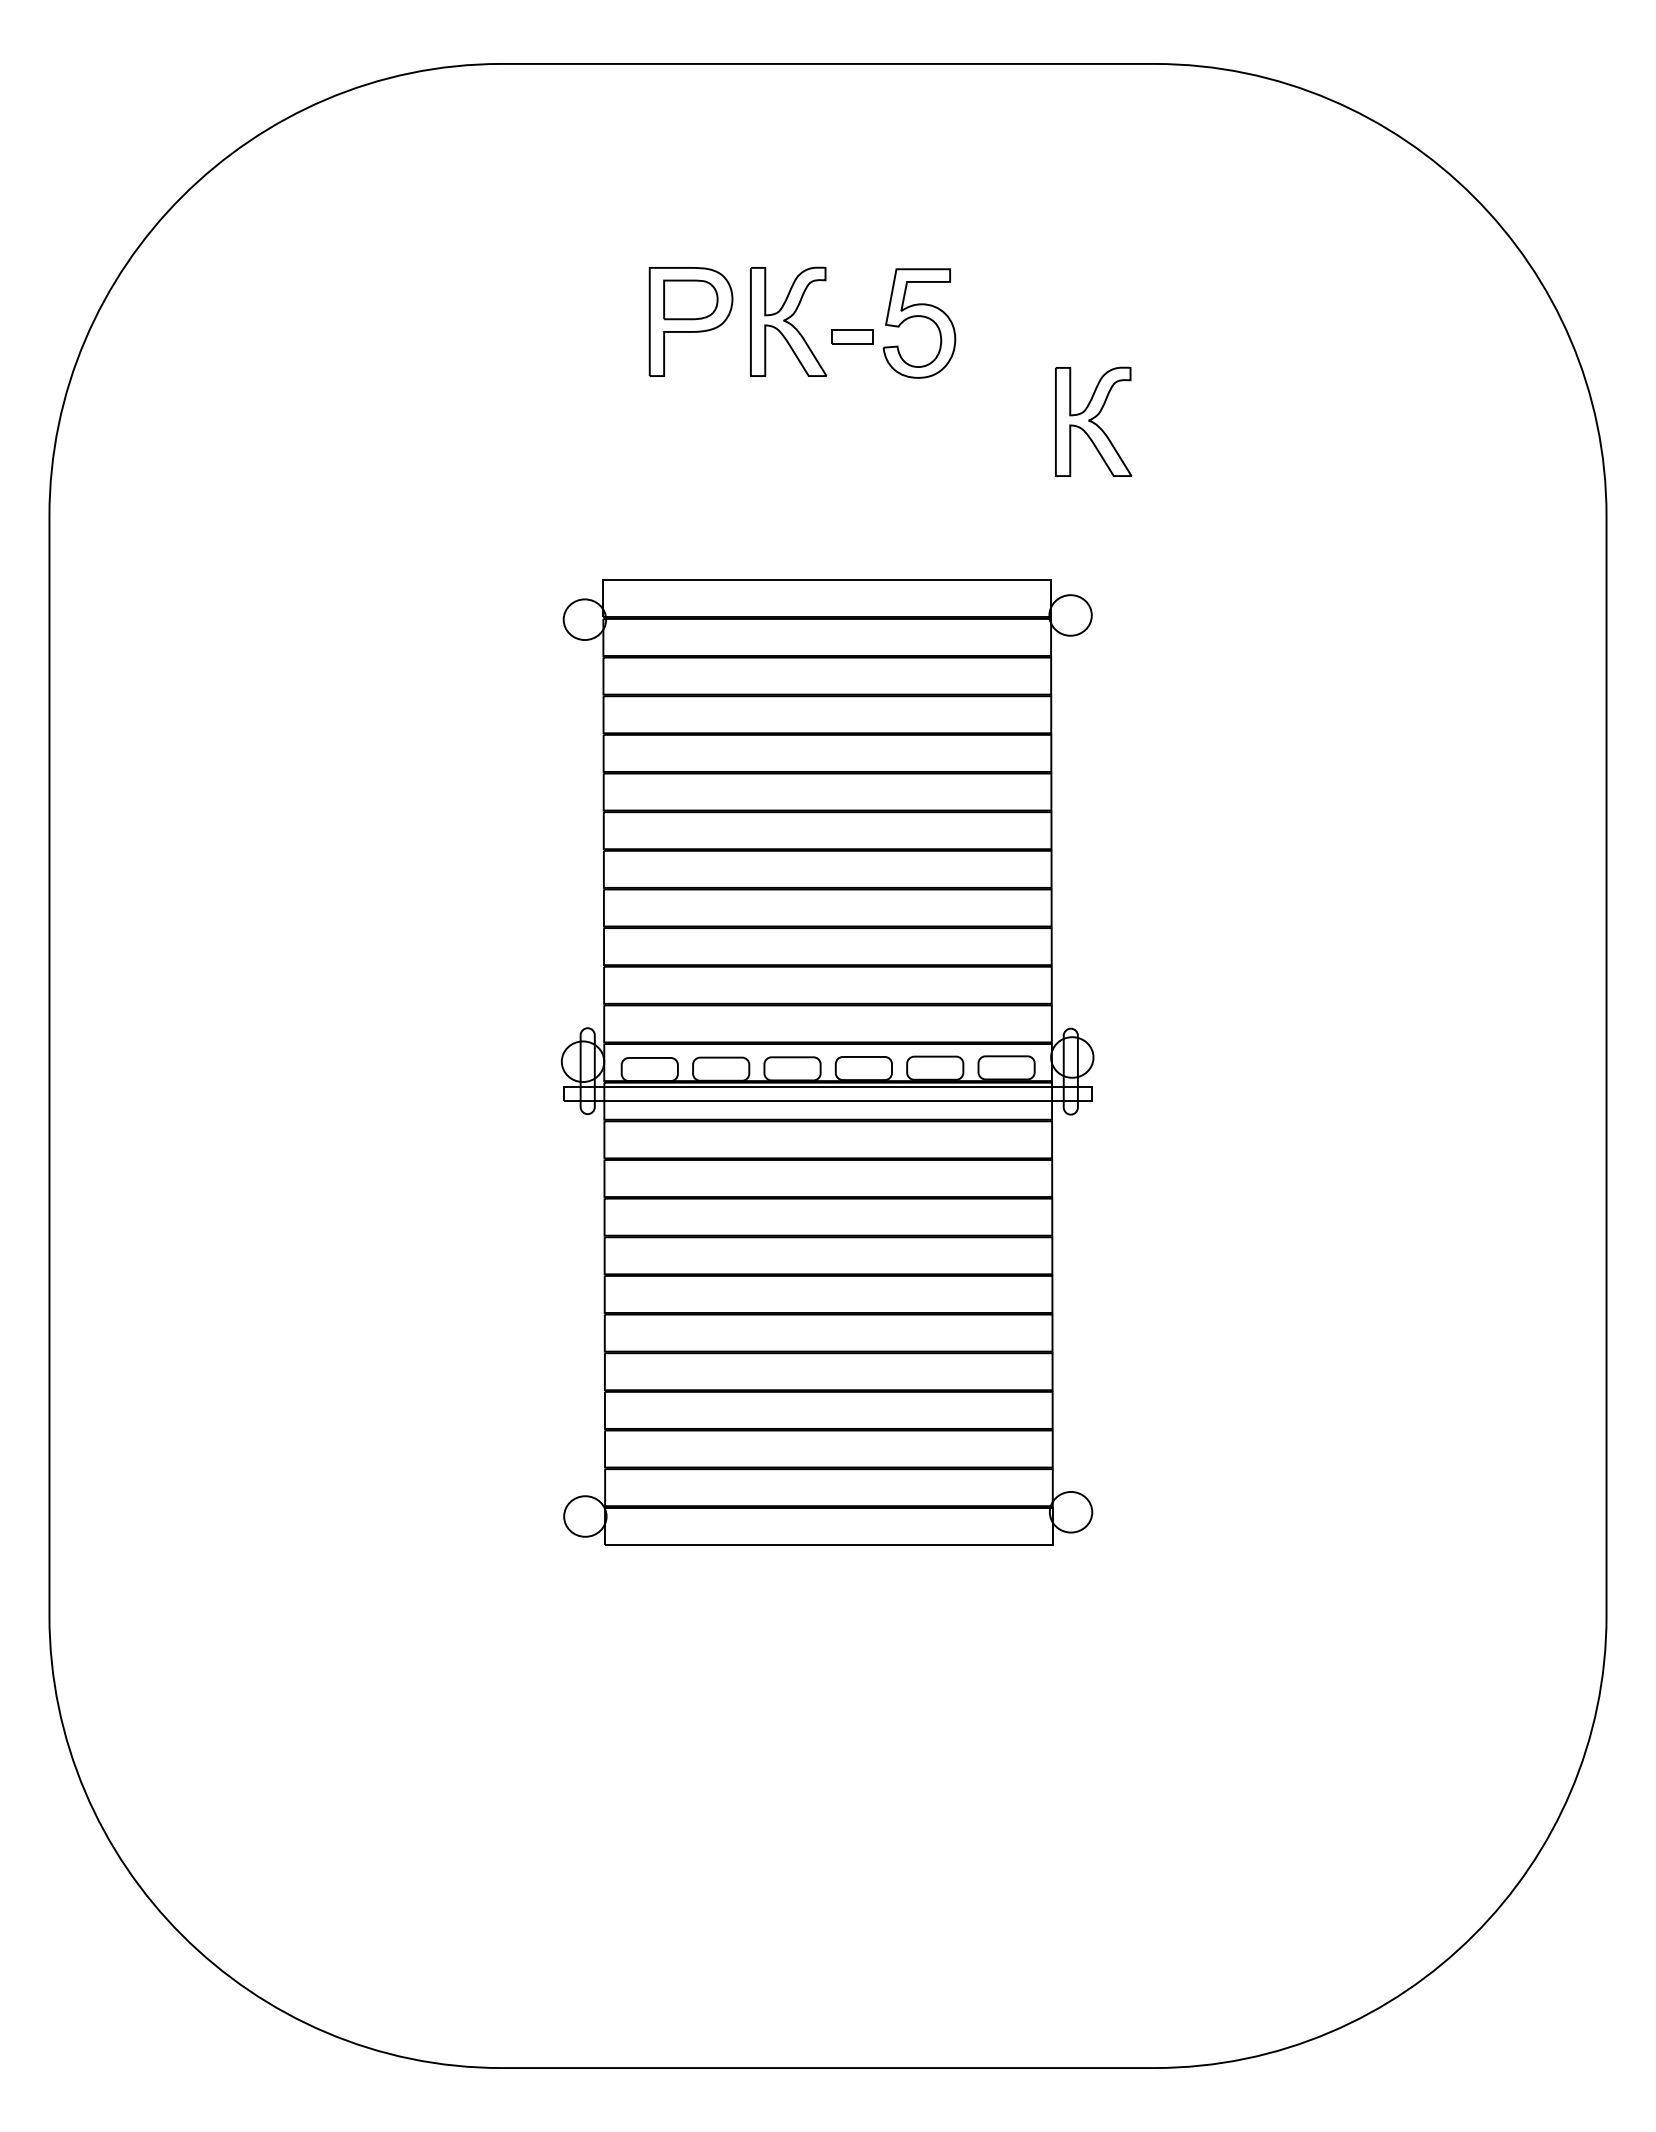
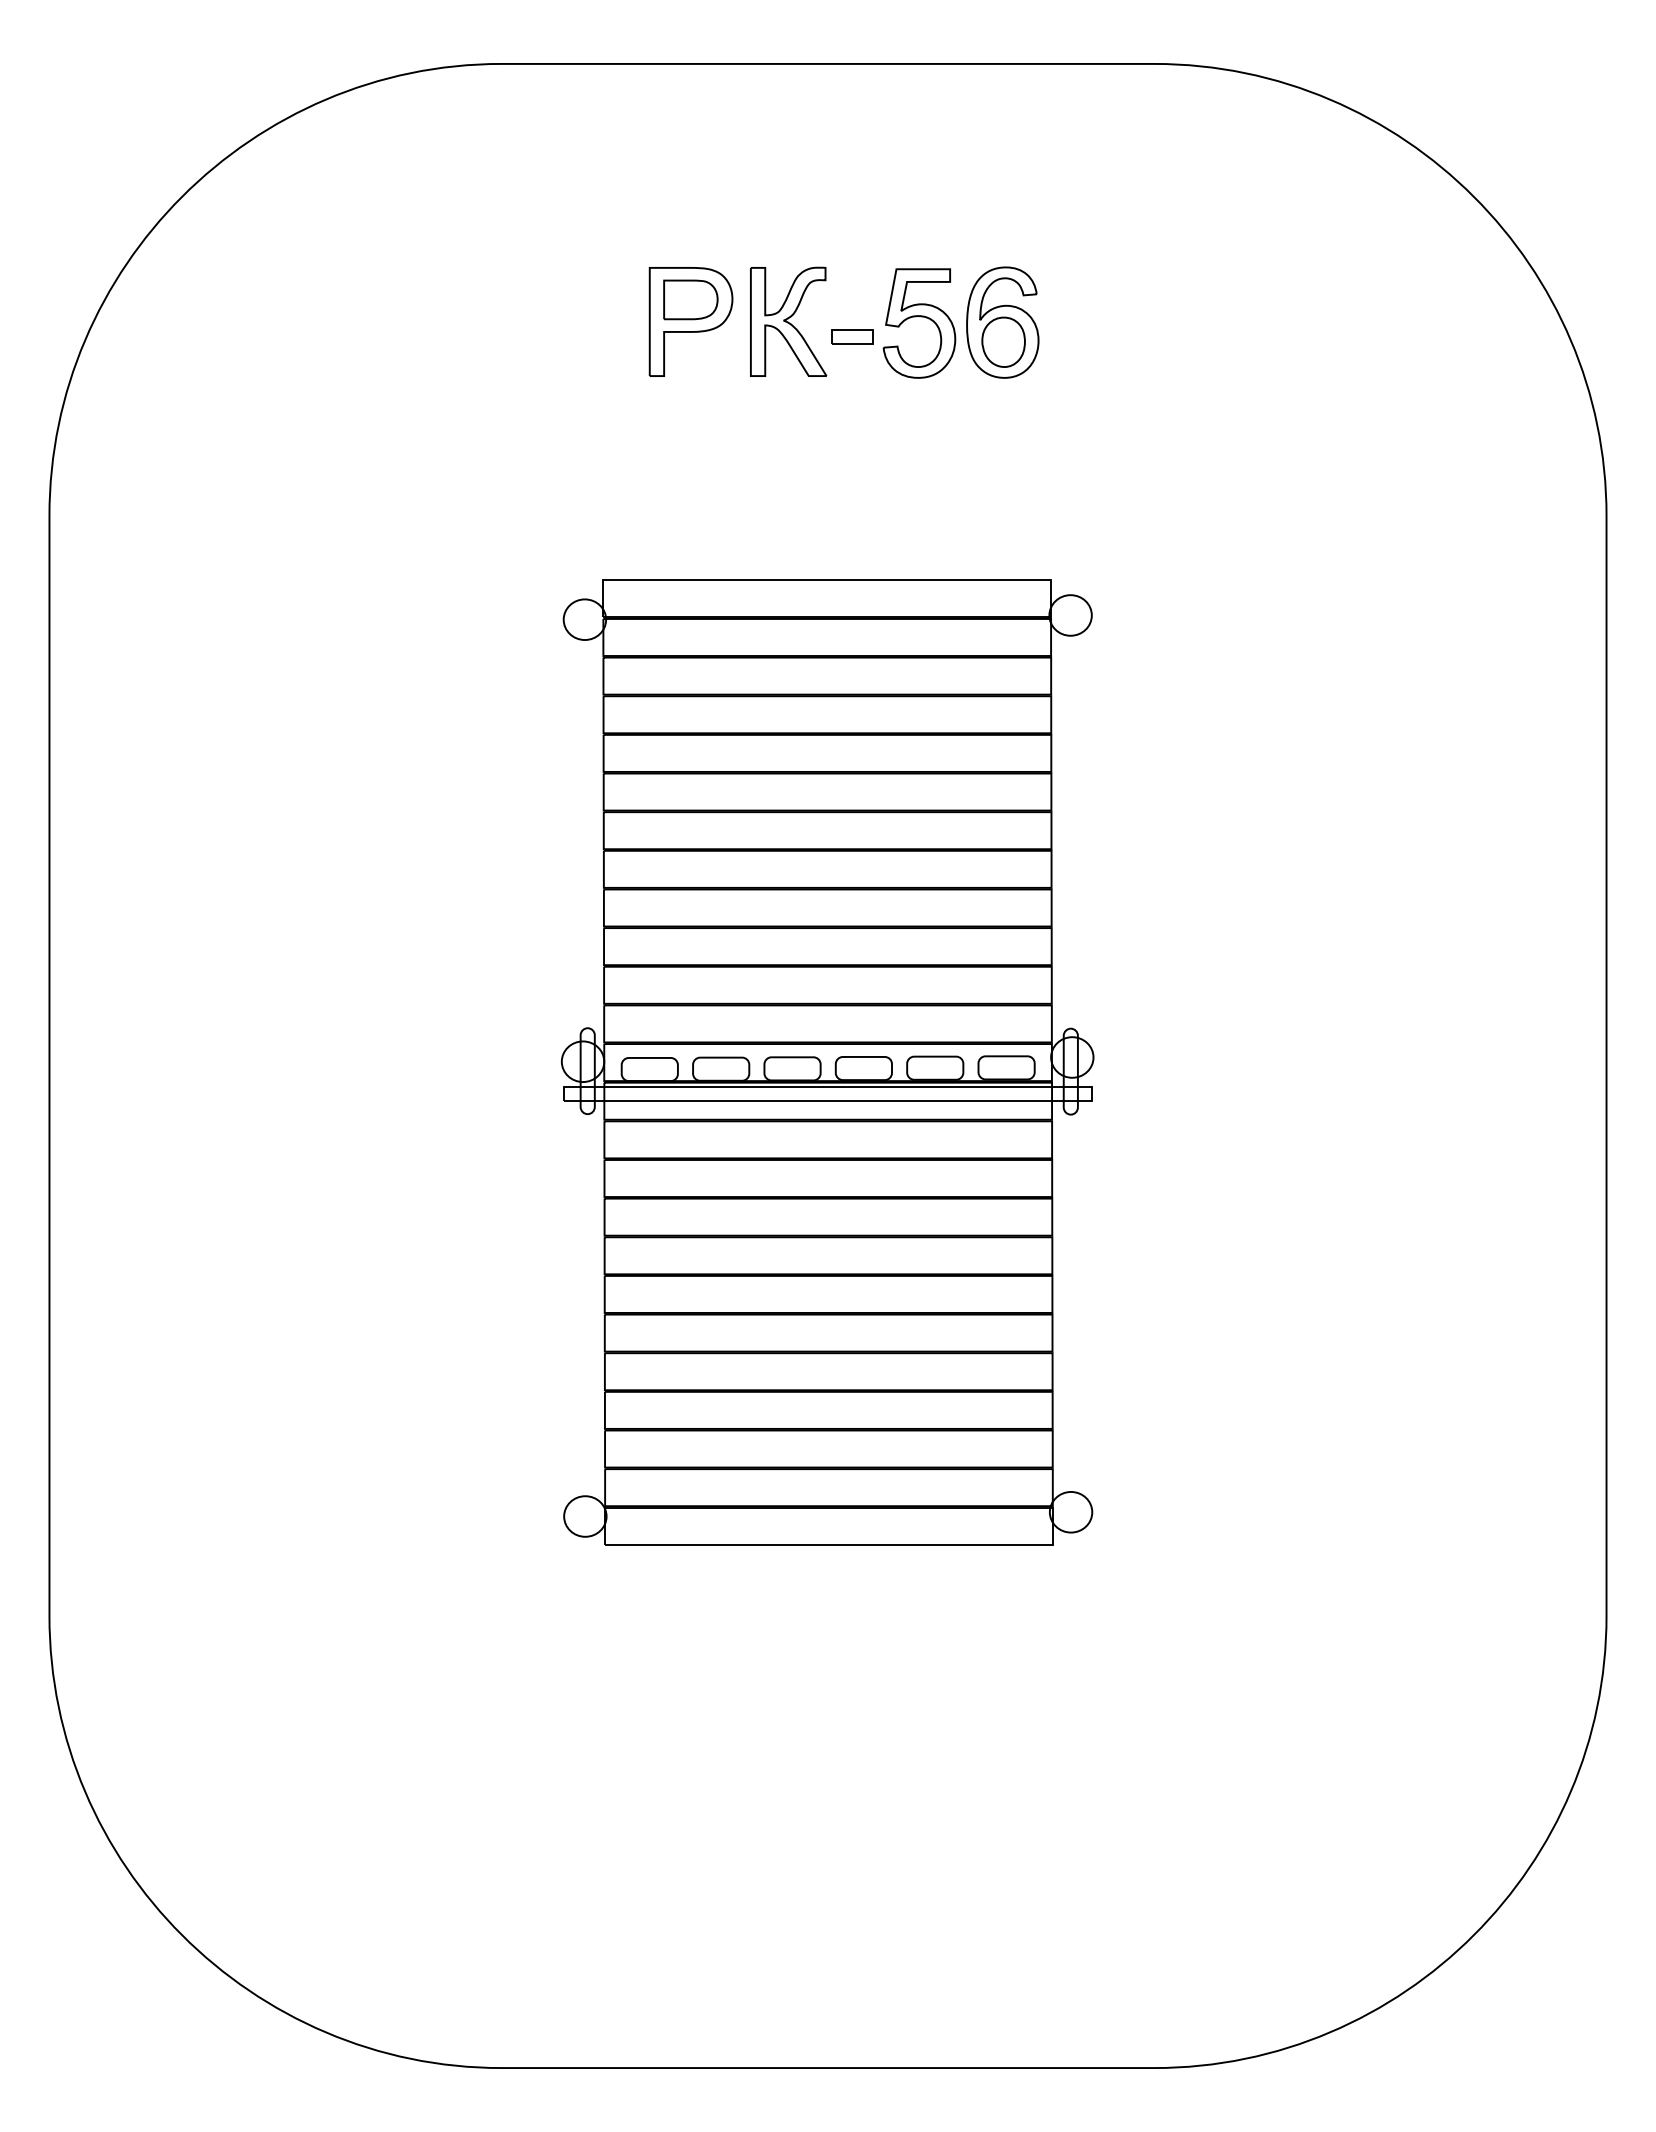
part: none -> present (1002, 322)
part: present -> none (1093, 421)
